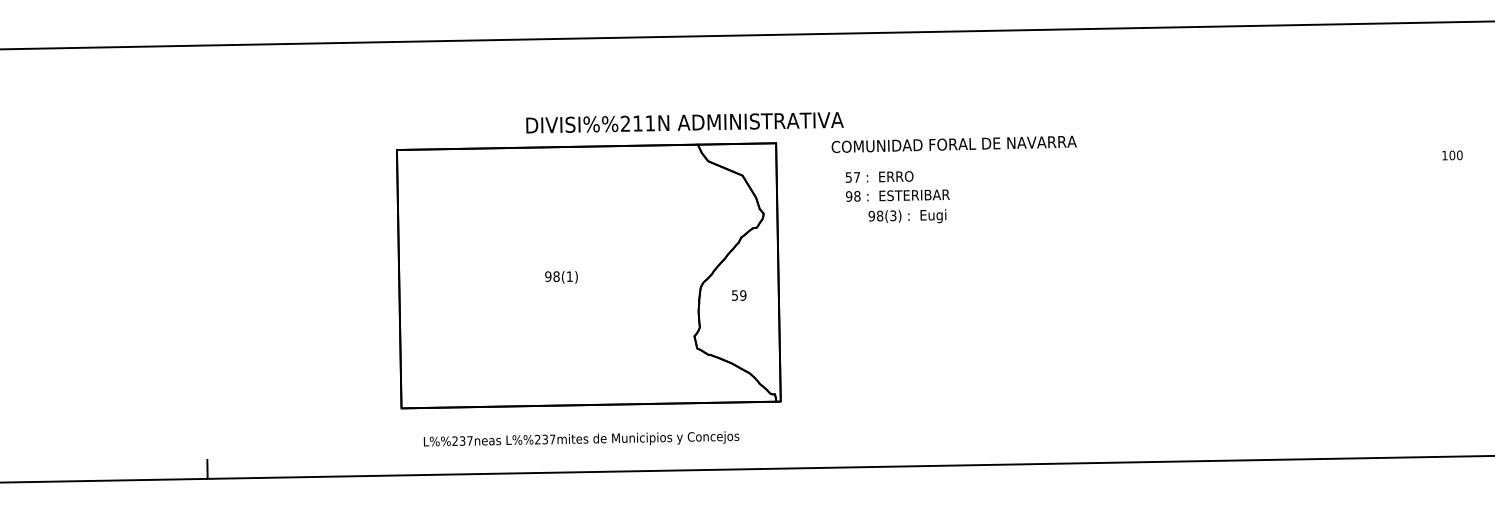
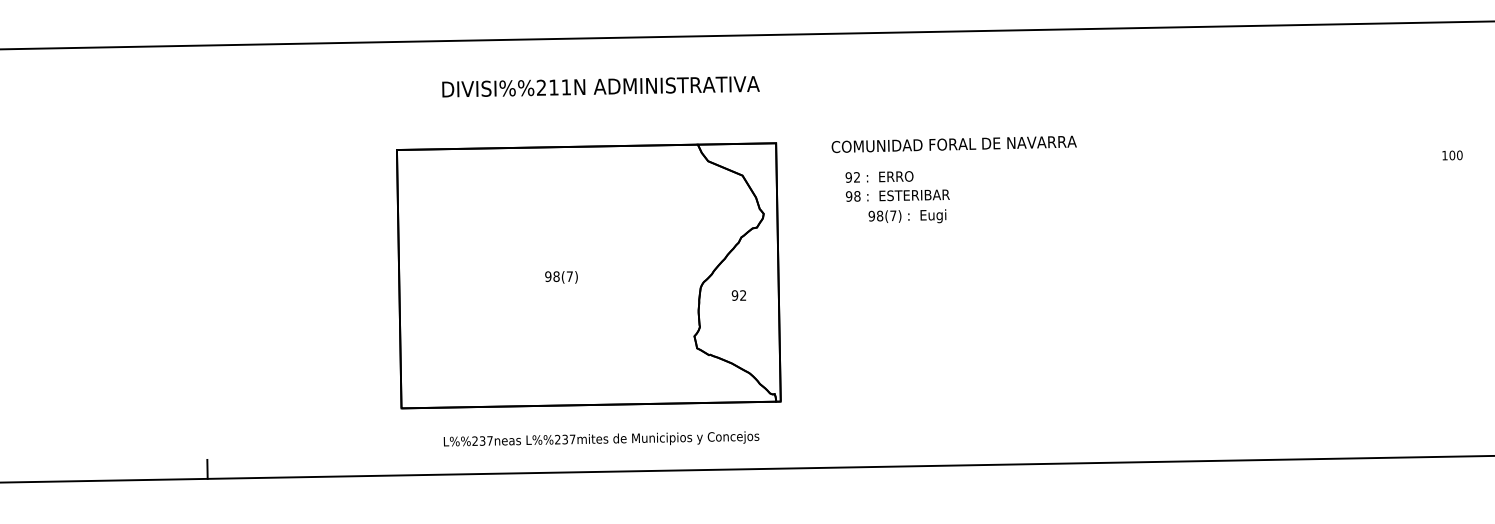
text position: (684, 122) -> (600, 86) (600, 86)
text: 57 -> 92 (852, 177)
text: 98(3) -> 98(7) (893, 215)
text: 98(1) -> 98(7) (569, 276)
text: 59 -> 92 (738, 295)
text position: (581, 438) -> (601, 438) (601, 438)
